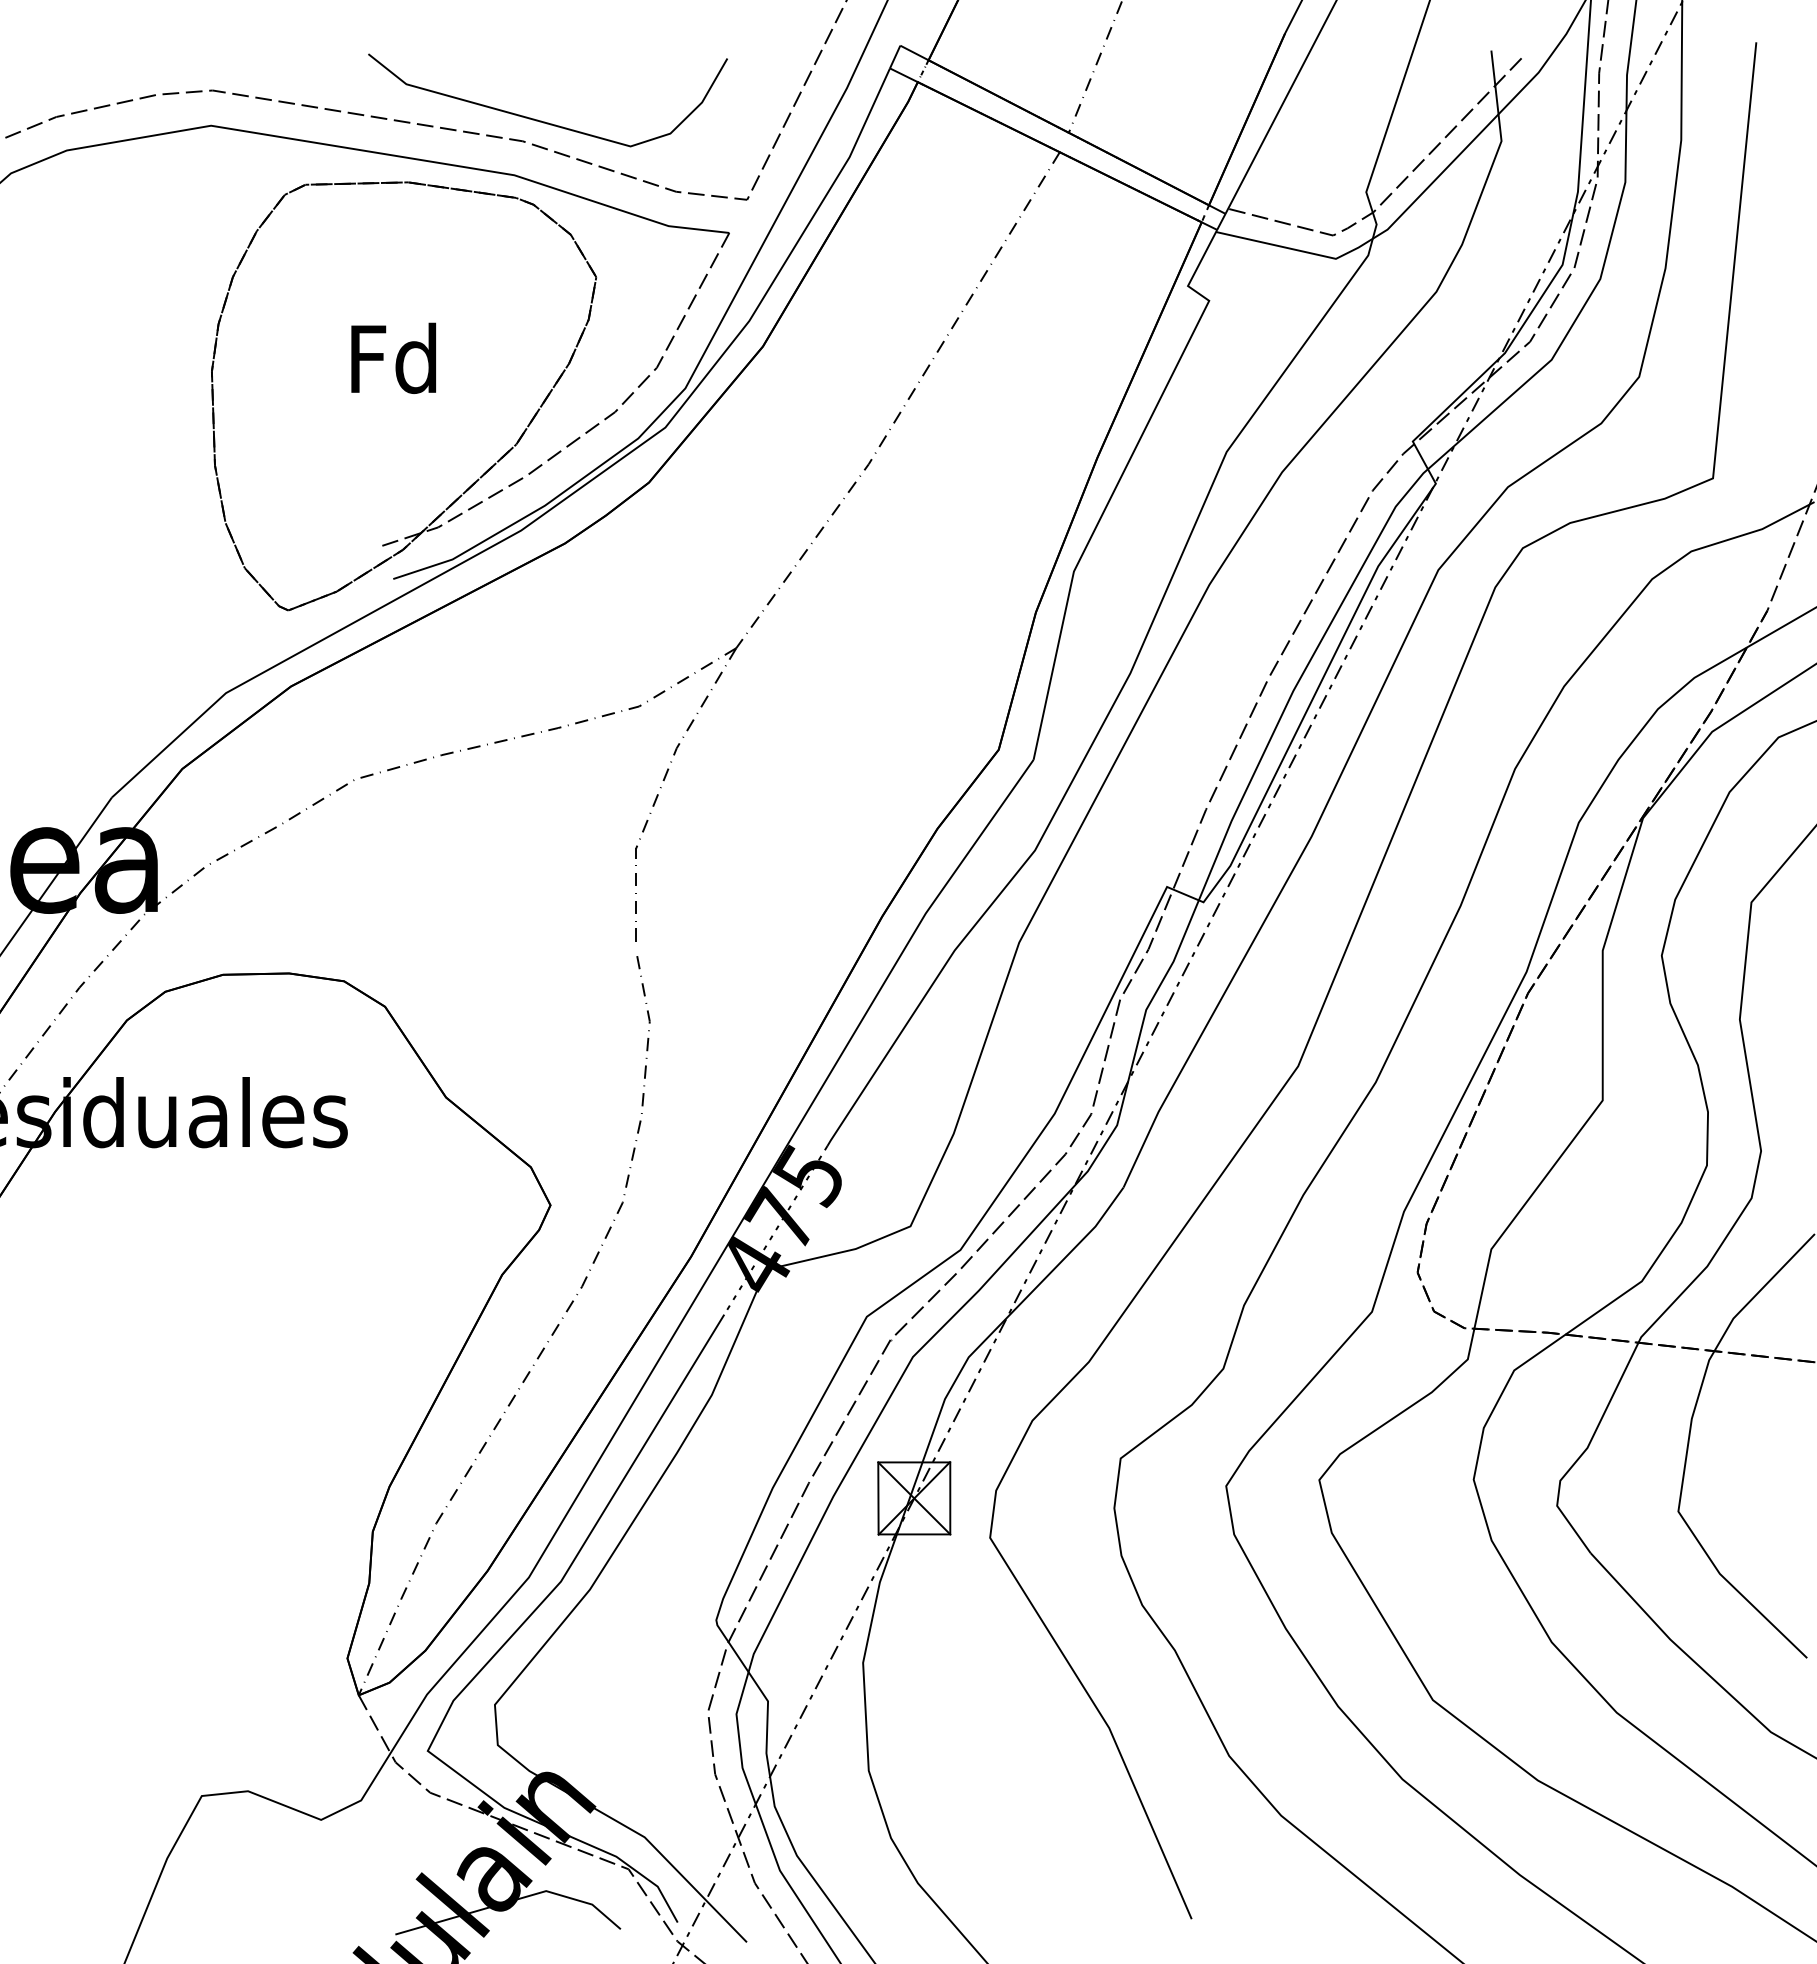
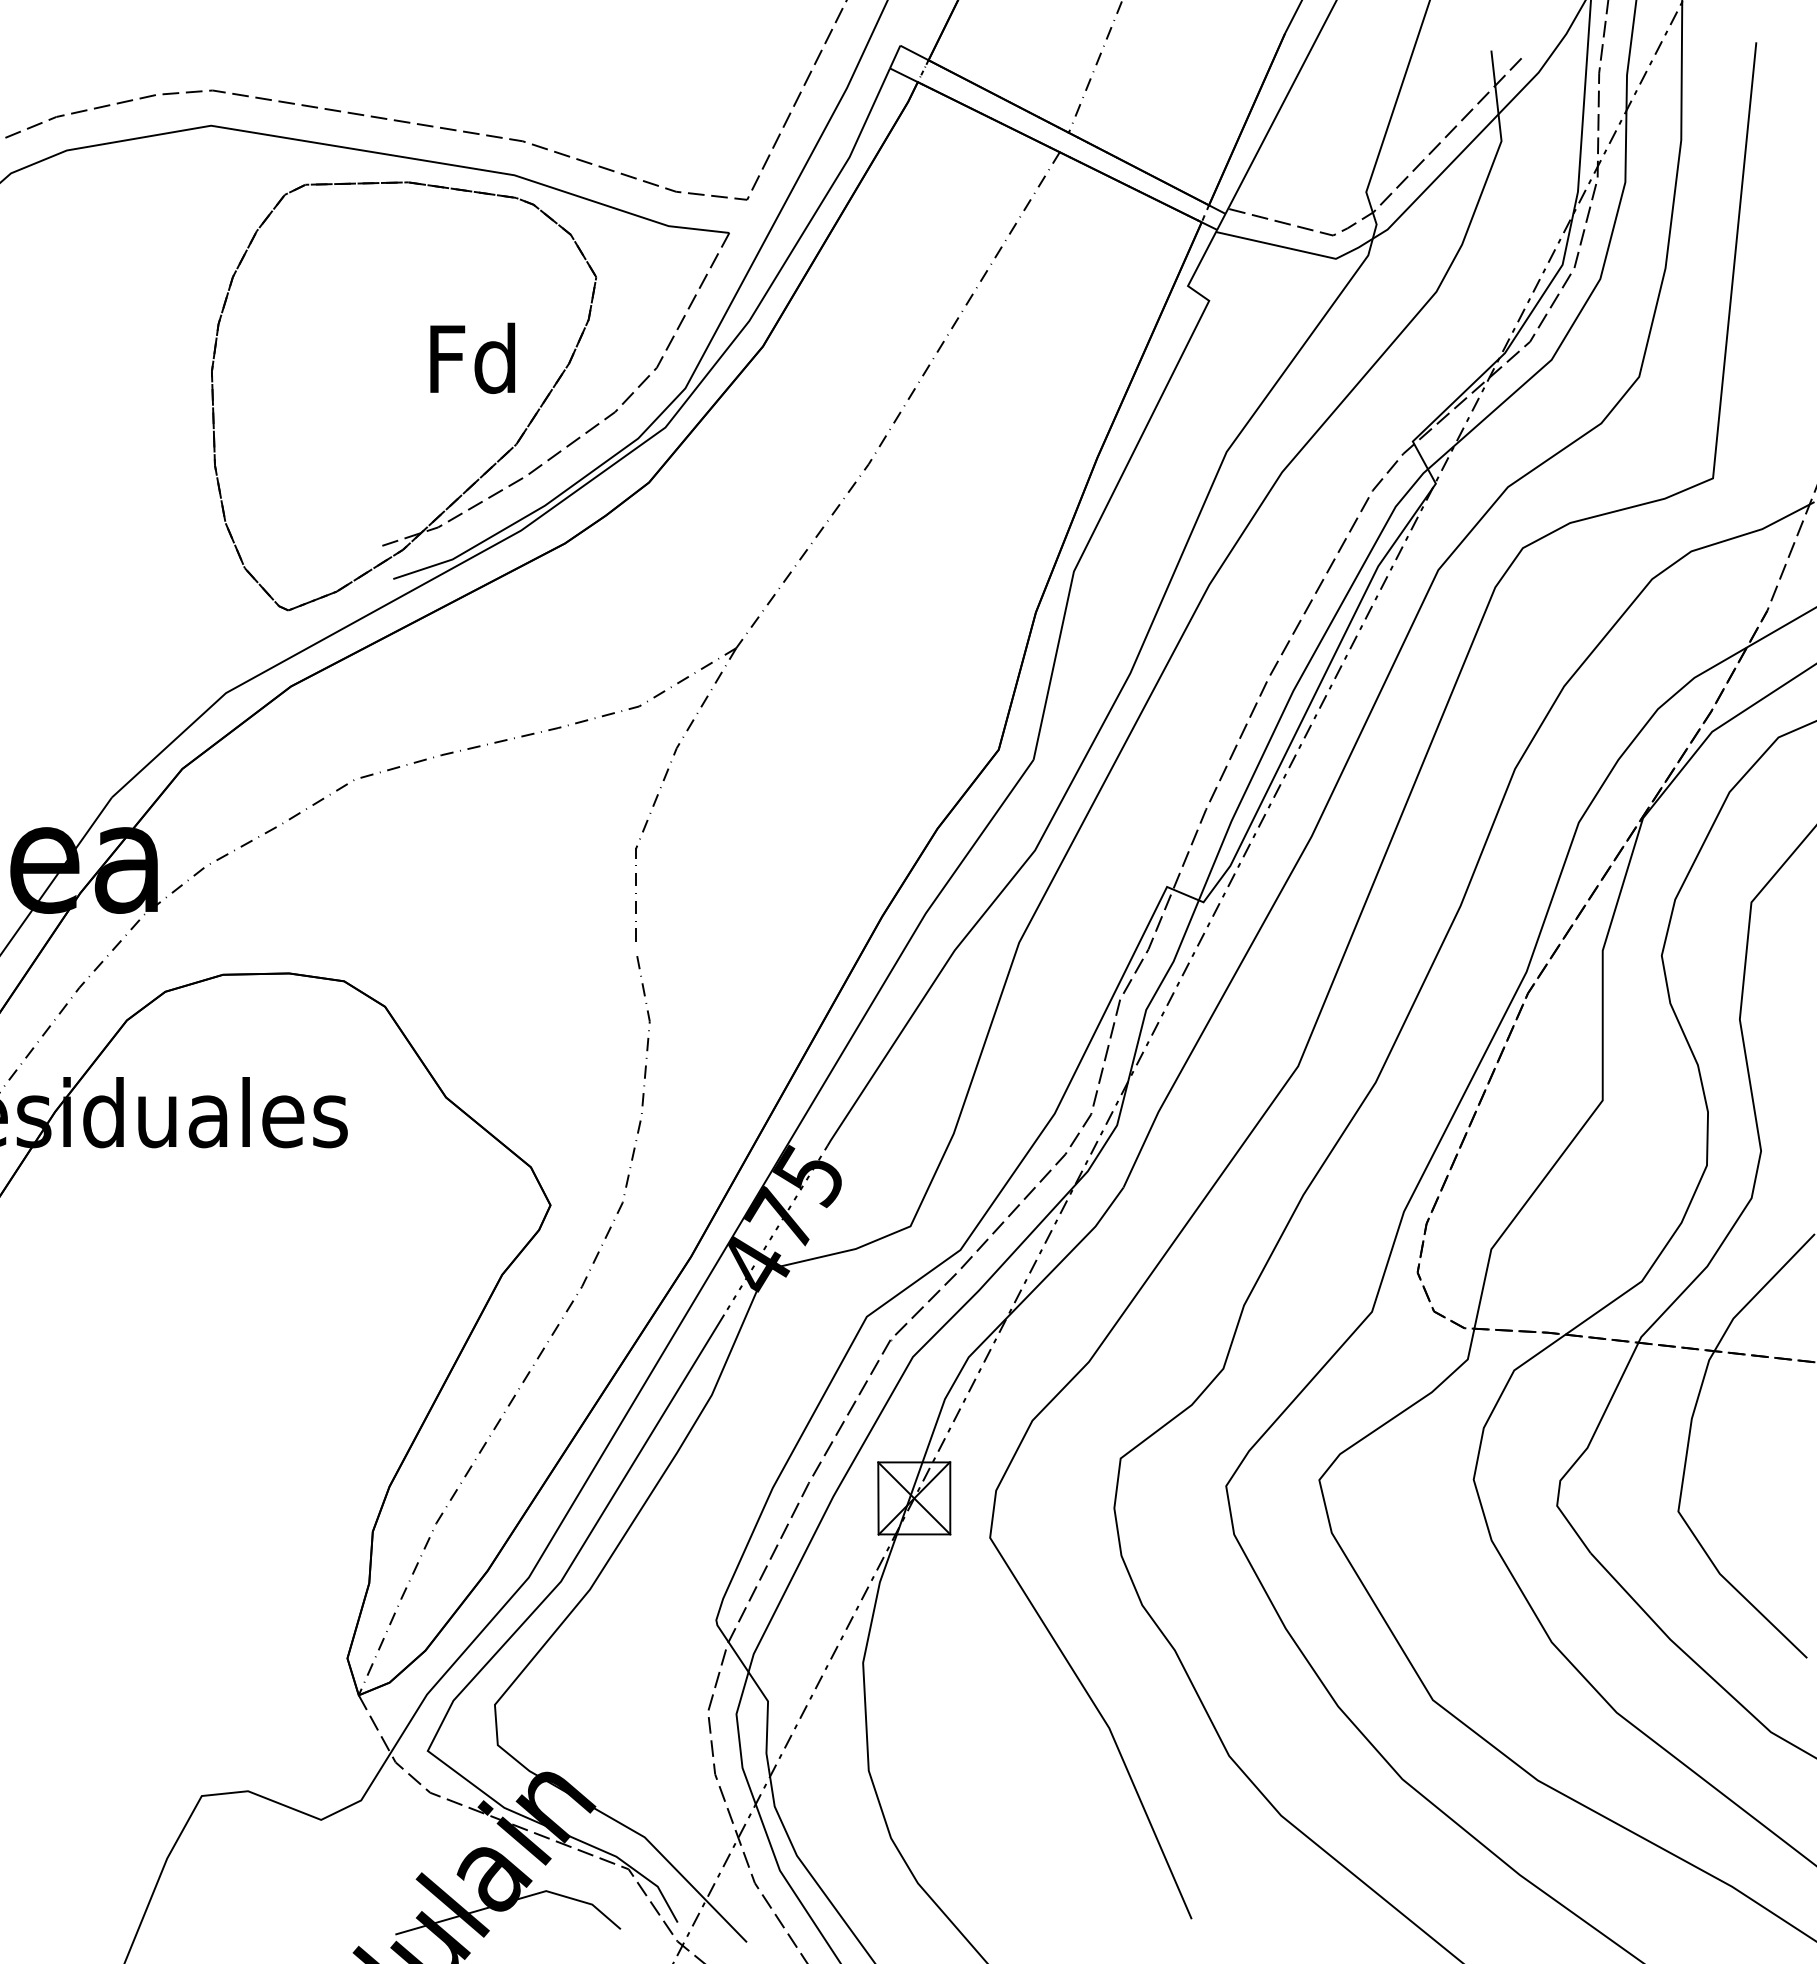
curve: present -> none (541, 120)
text position: (393, 357) -> (472, 357) (472, 357)
